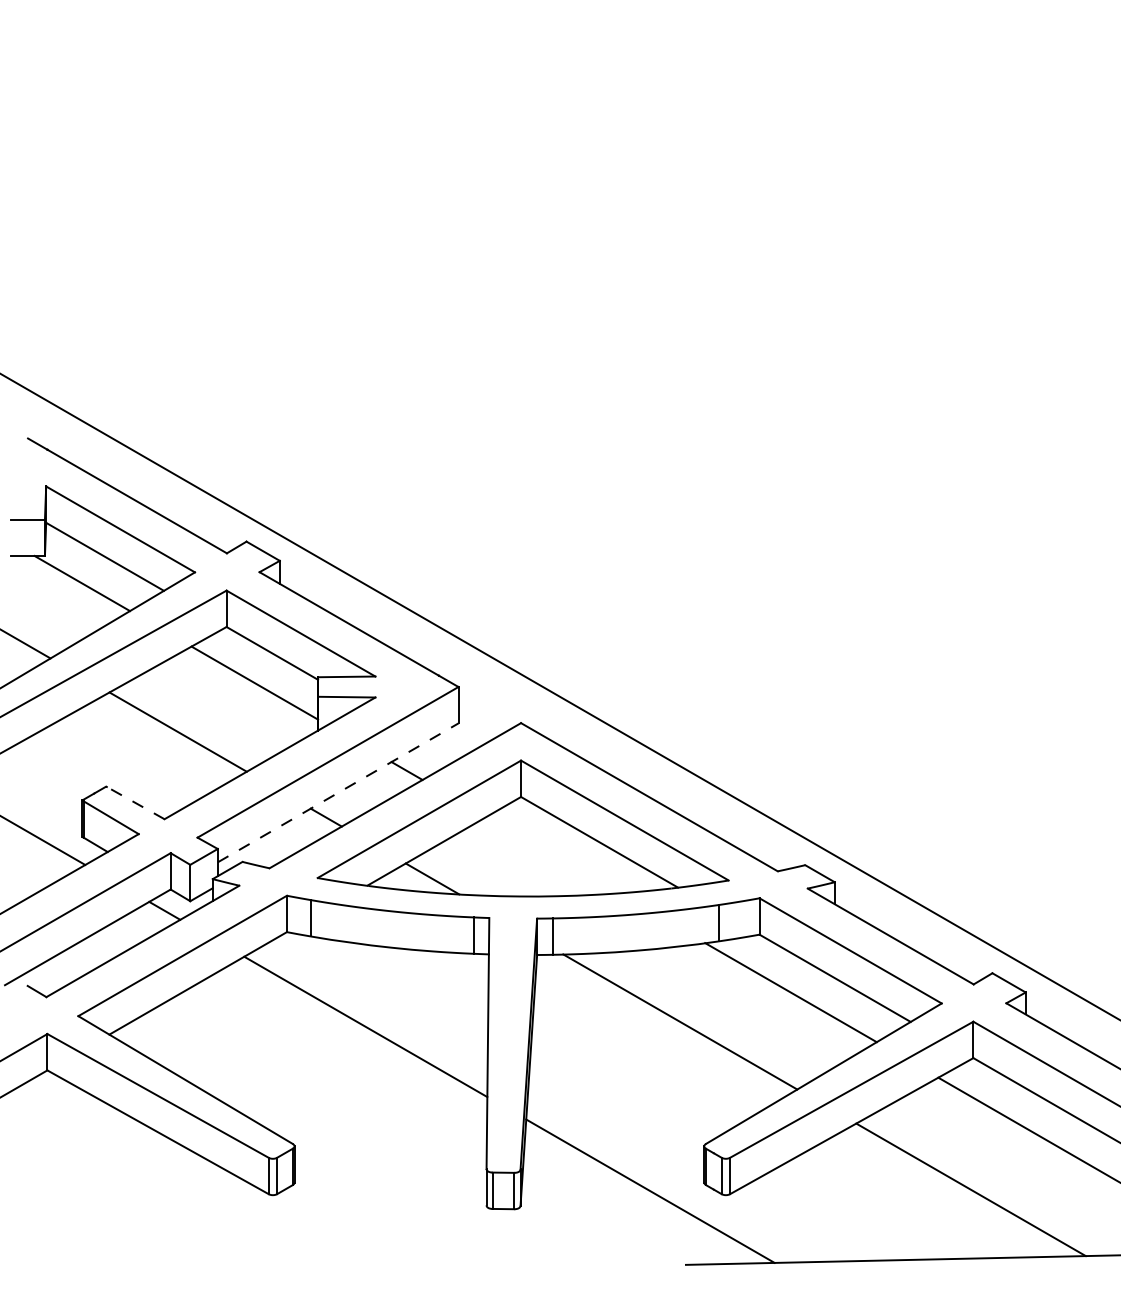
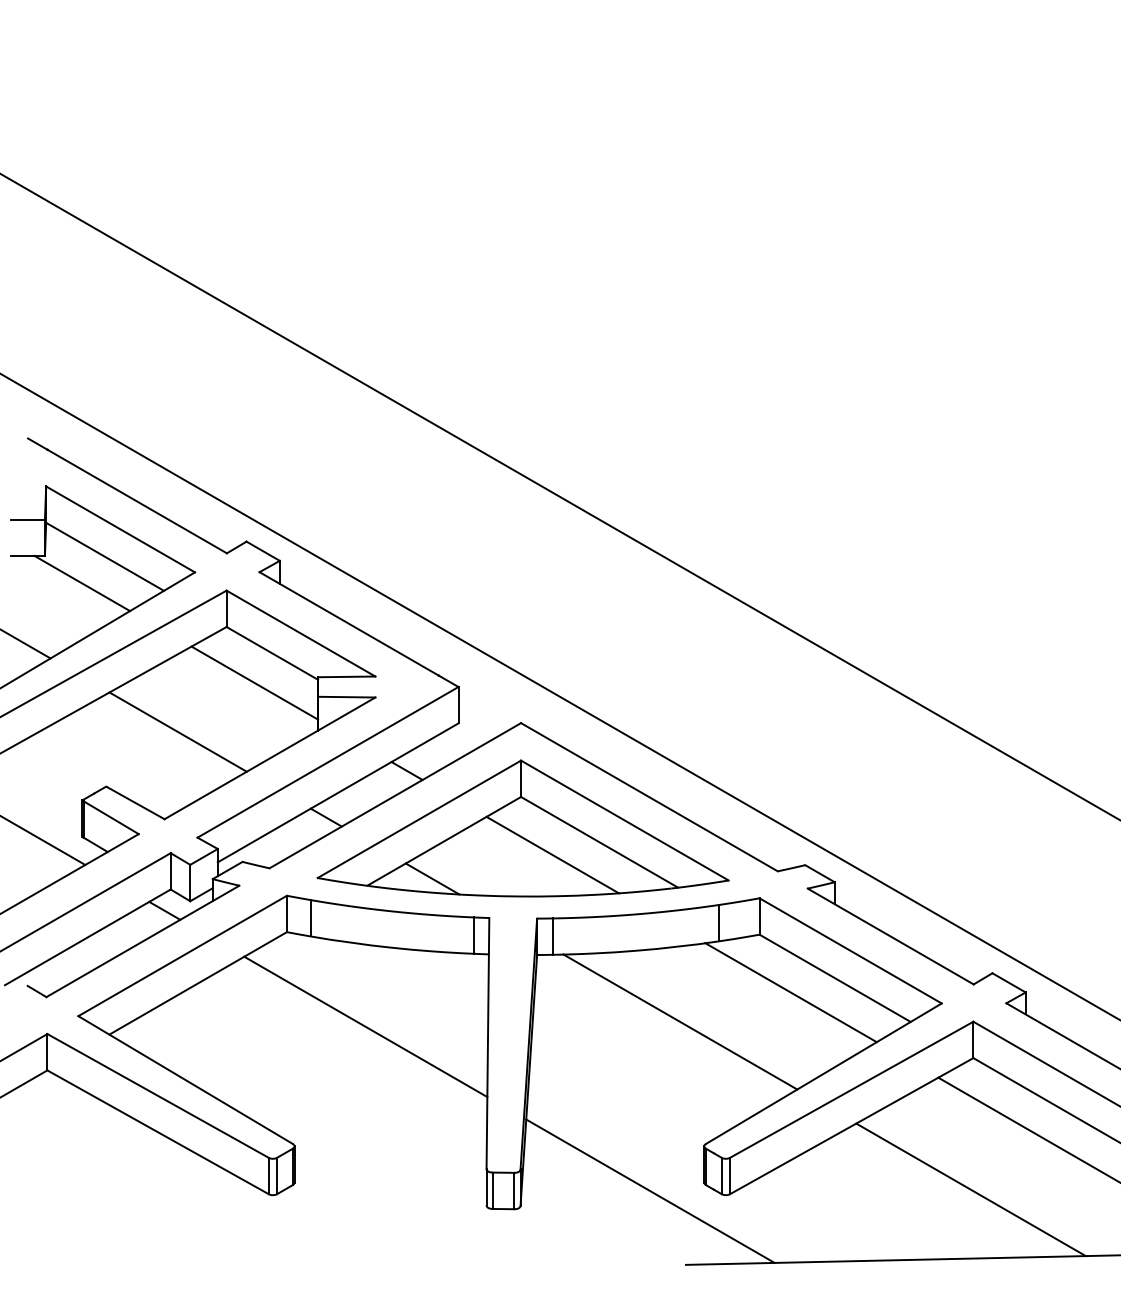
line: none -> present (559, 496)
line: dashed -> solid (338, 792)
line: dashed -> solid (136, 803)
line: none -> present (552, 854)
